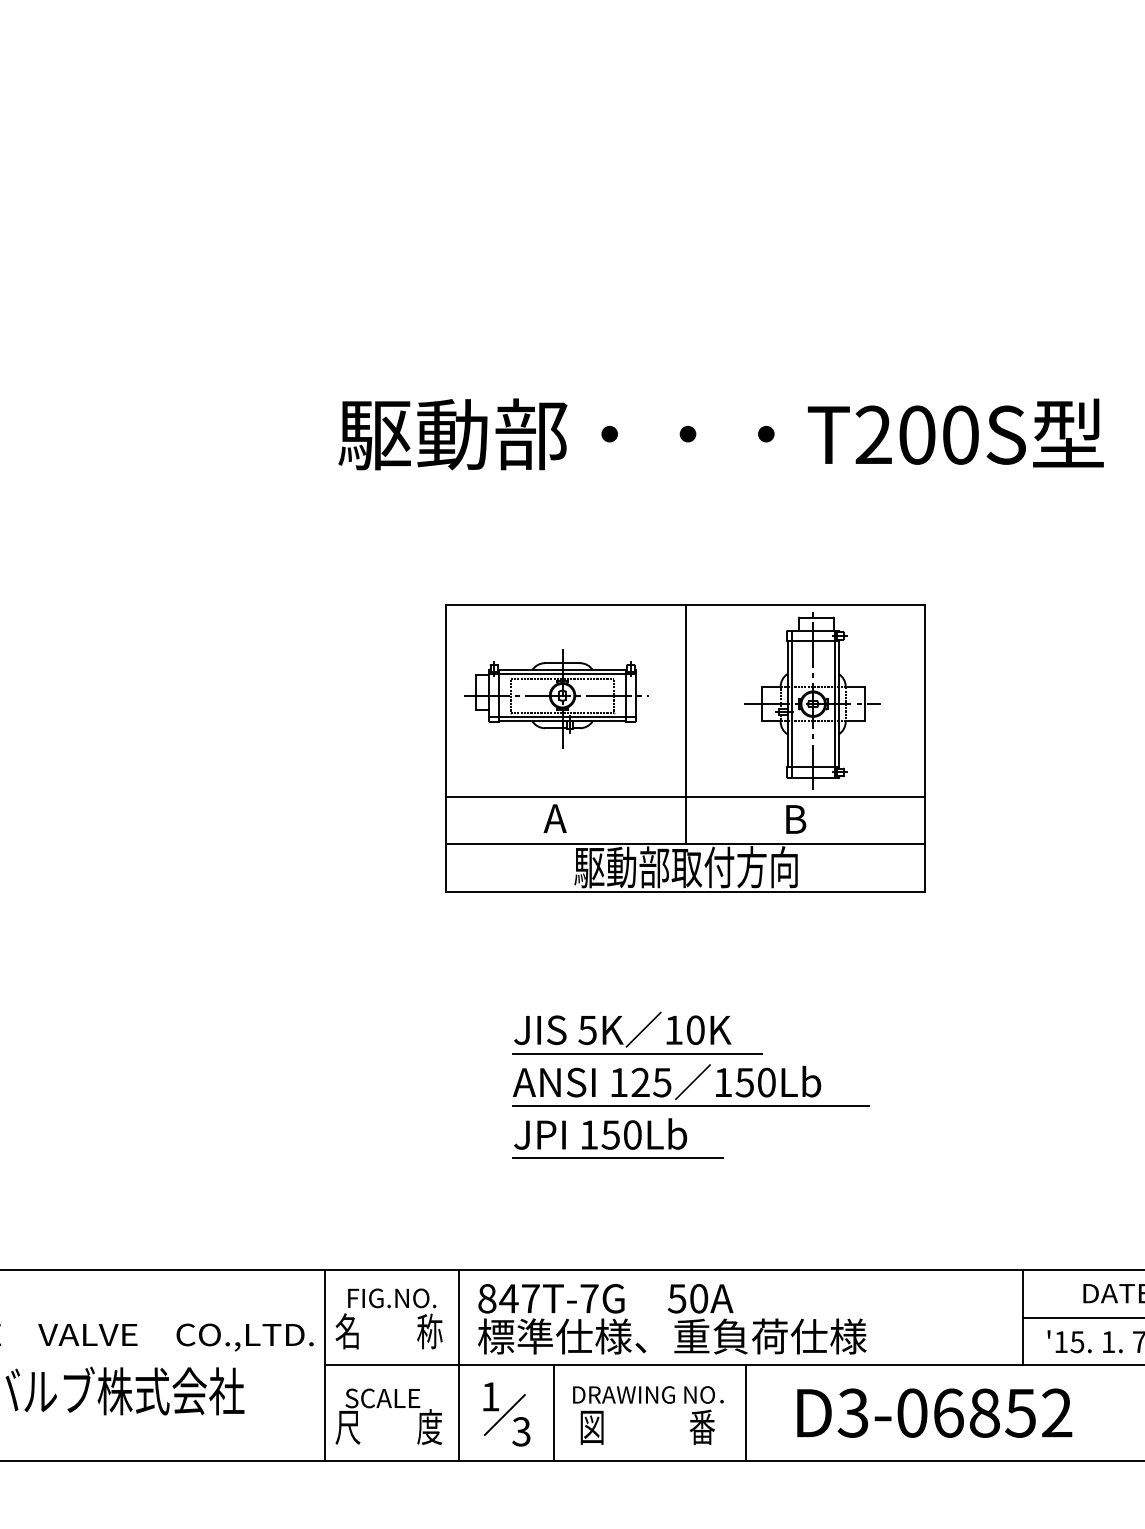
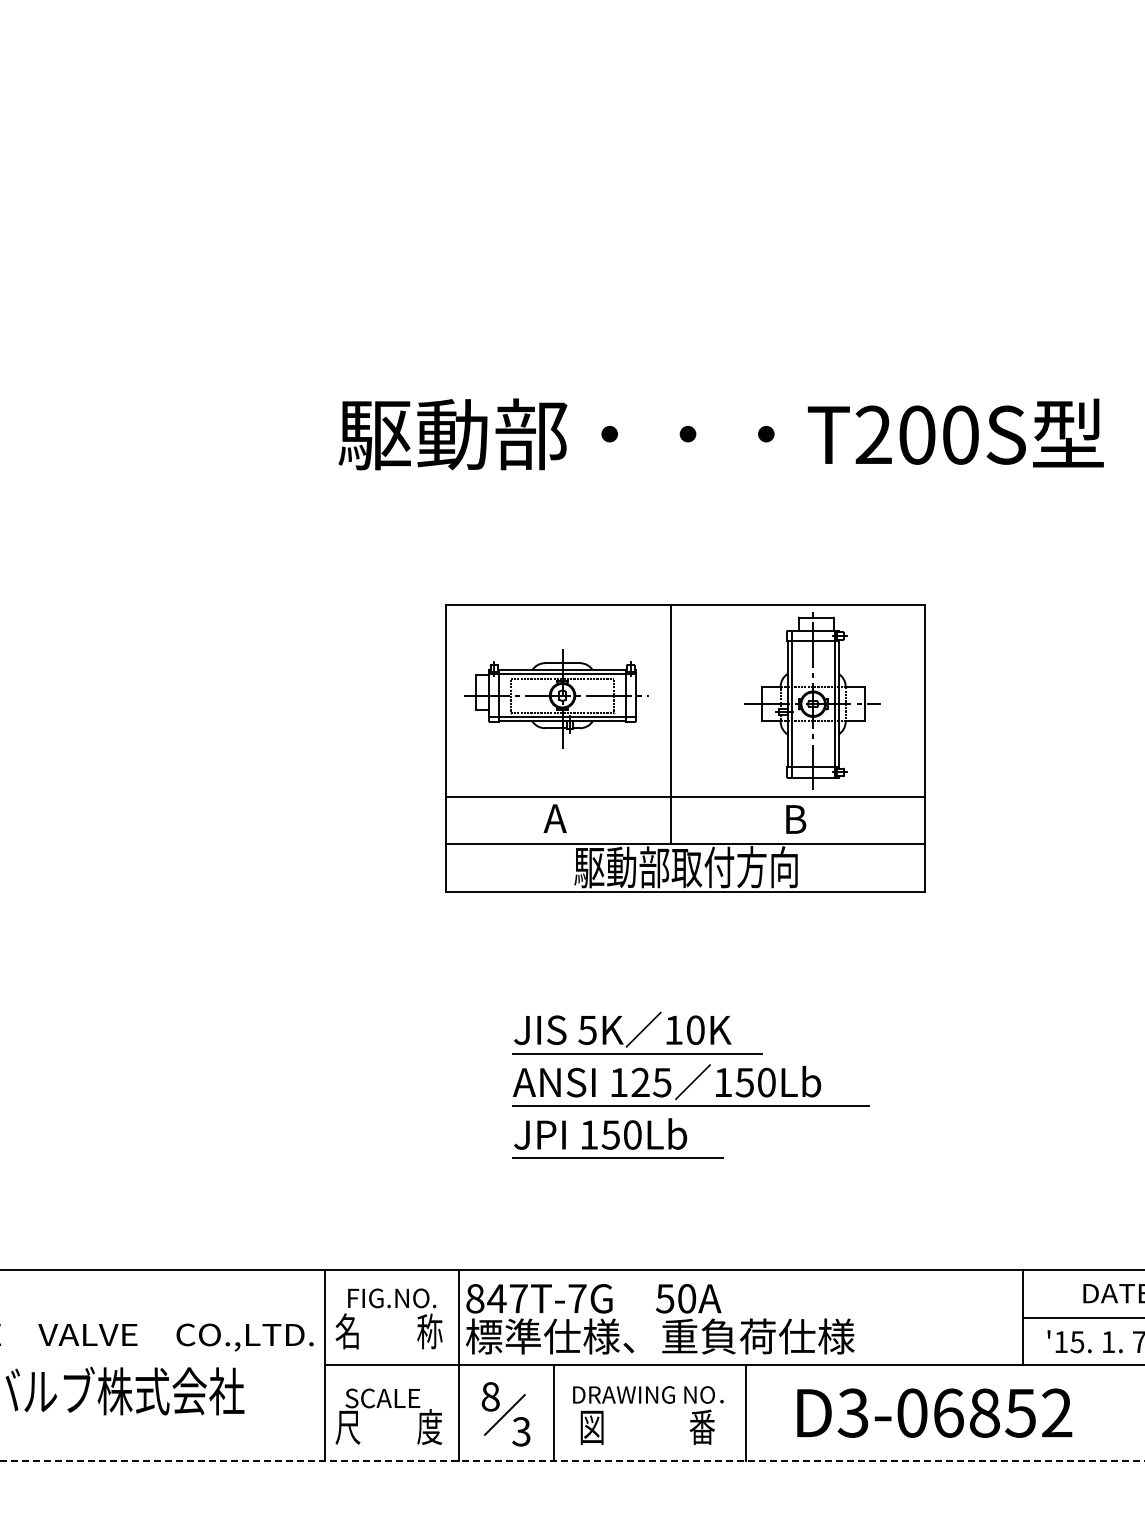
line position: (685, 724) -> (670, 724) (670, 724)
text position: (672, 1319) -> (660, 1319) (660, 1319)
text: 1 -> 8 (490, 1396)
line: solid -> dashed (572, 1461)
